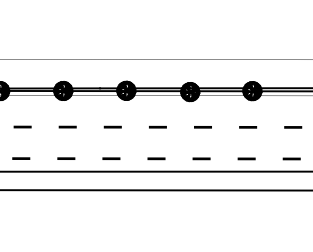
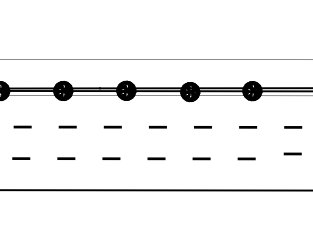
line position: (291, 158) -> (292, 153) (292, 153)
line: present -> none (155, 171)
